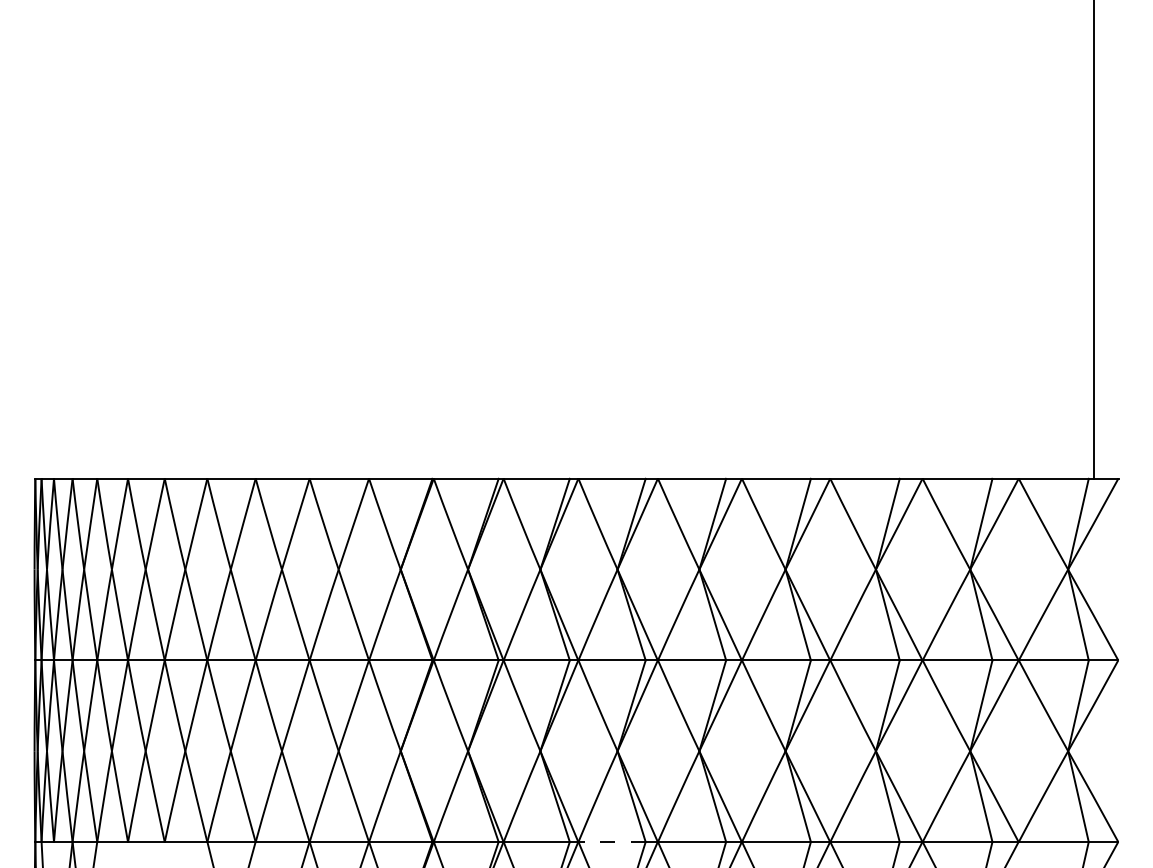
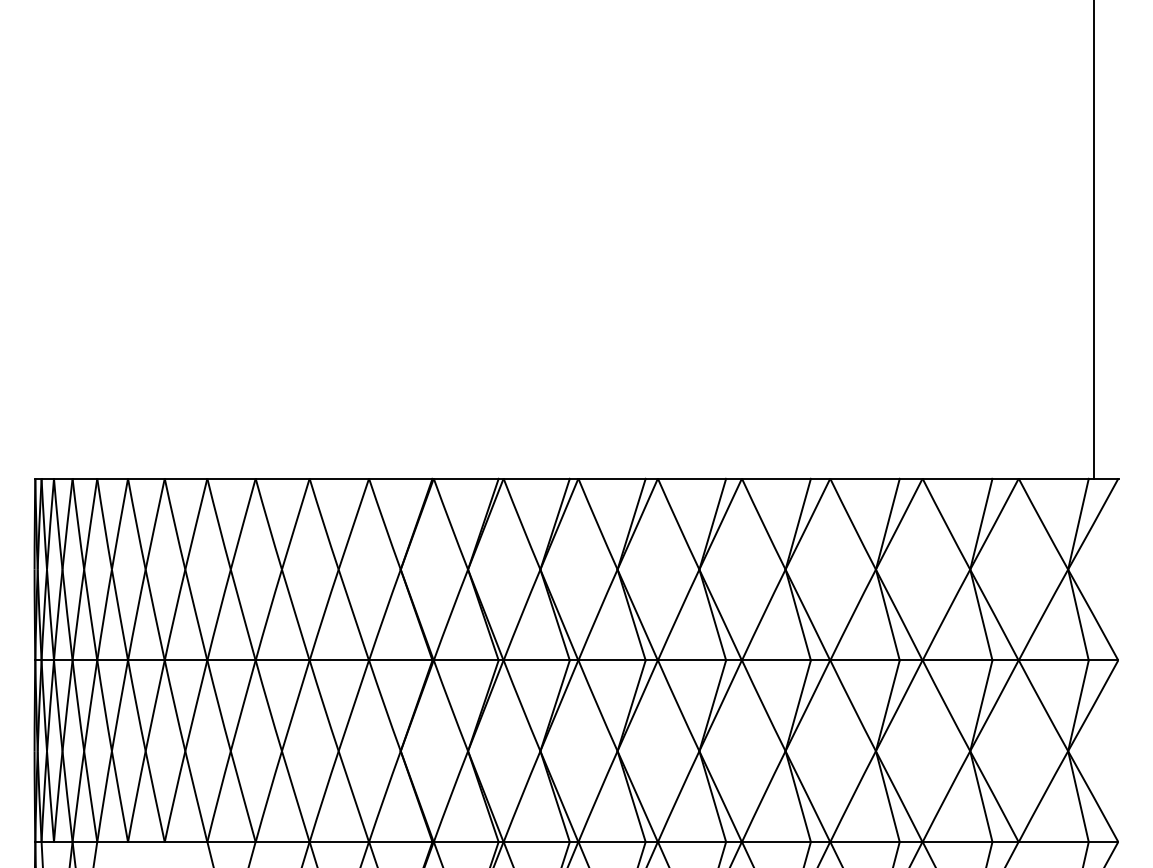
line: dashed -> solid (612, 841)
